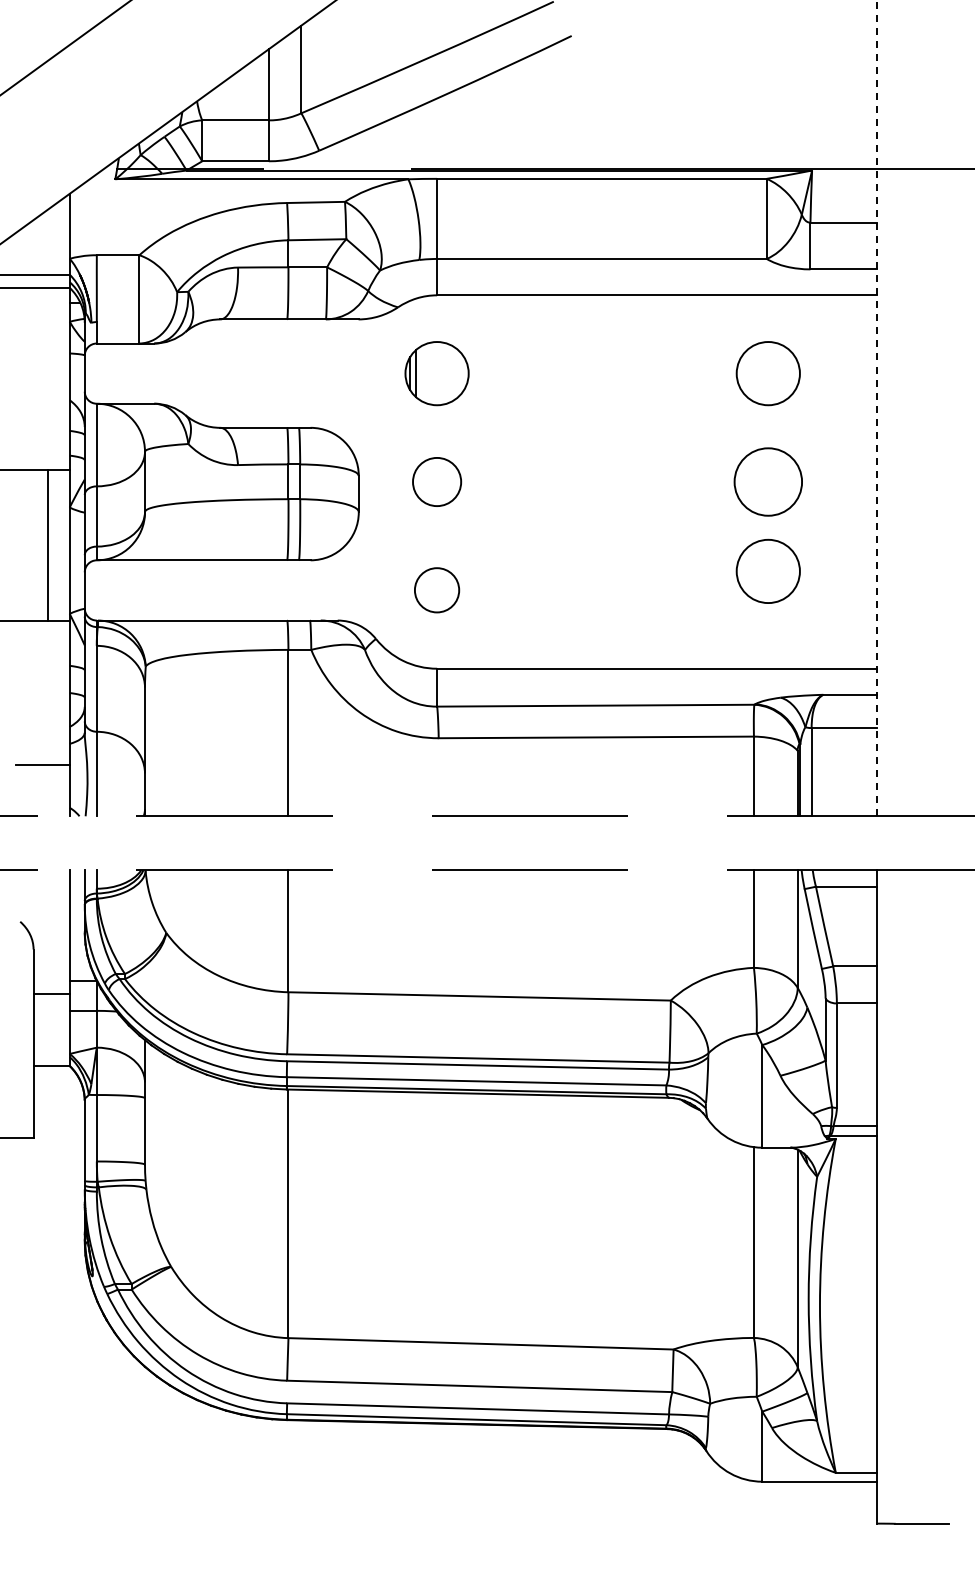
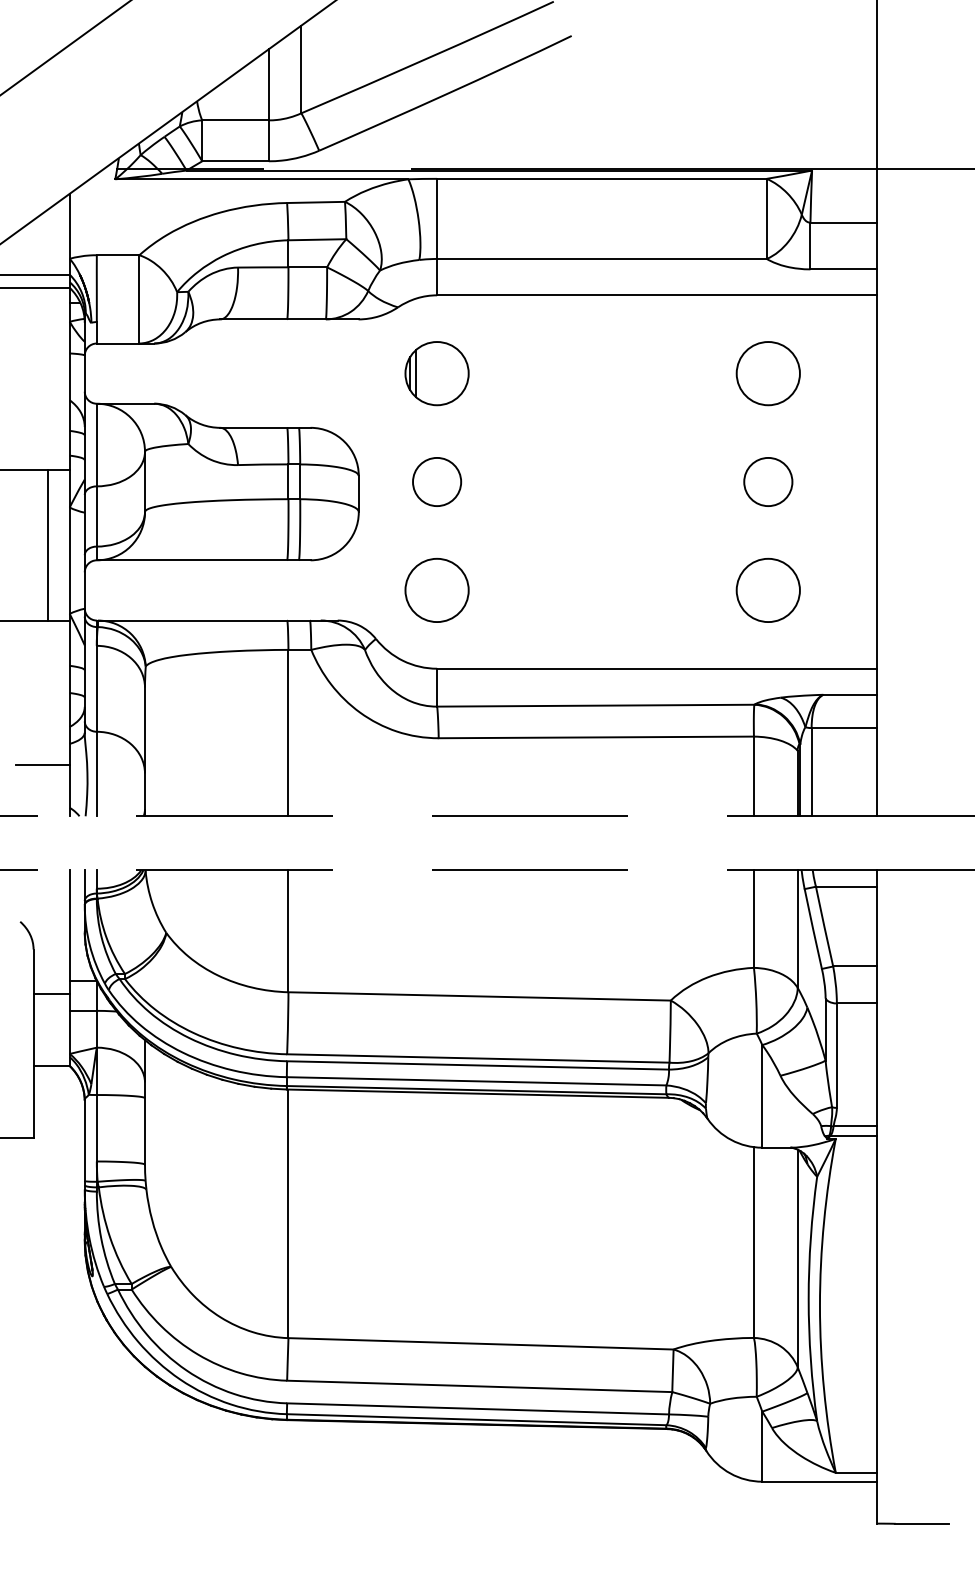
line: dashed -> solid (876, 408)
circle diameter: 67 px -> 48 px (768, 481)
circle position: (767, 570) -> (767, 589) (767, 589)
circle size: 47x47 px -> 66x66 px (436, 589)
